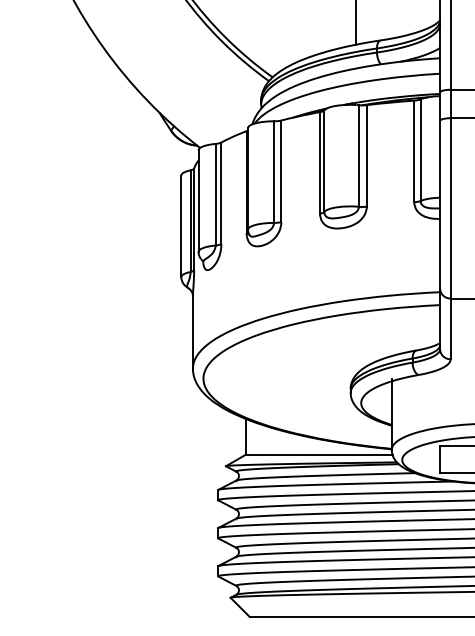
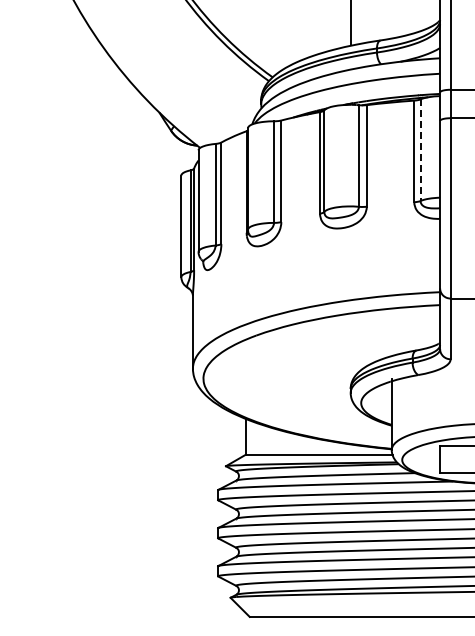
line position: (355, 23) -> (350, 23) (350, 23)
line: solid -> dashed (420, 150)
